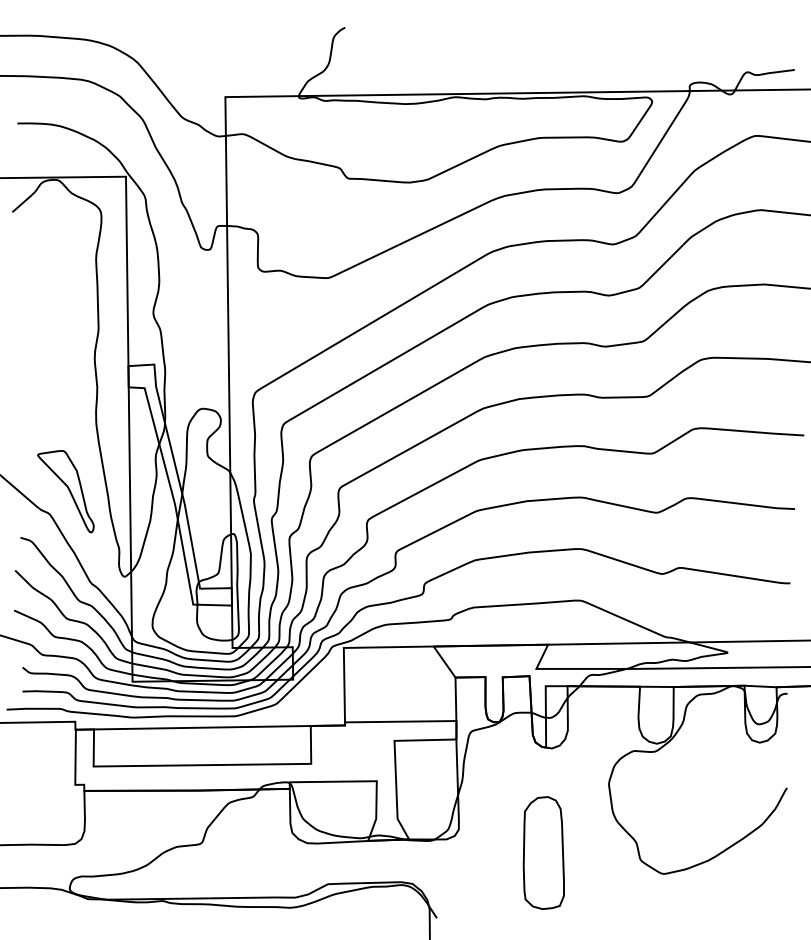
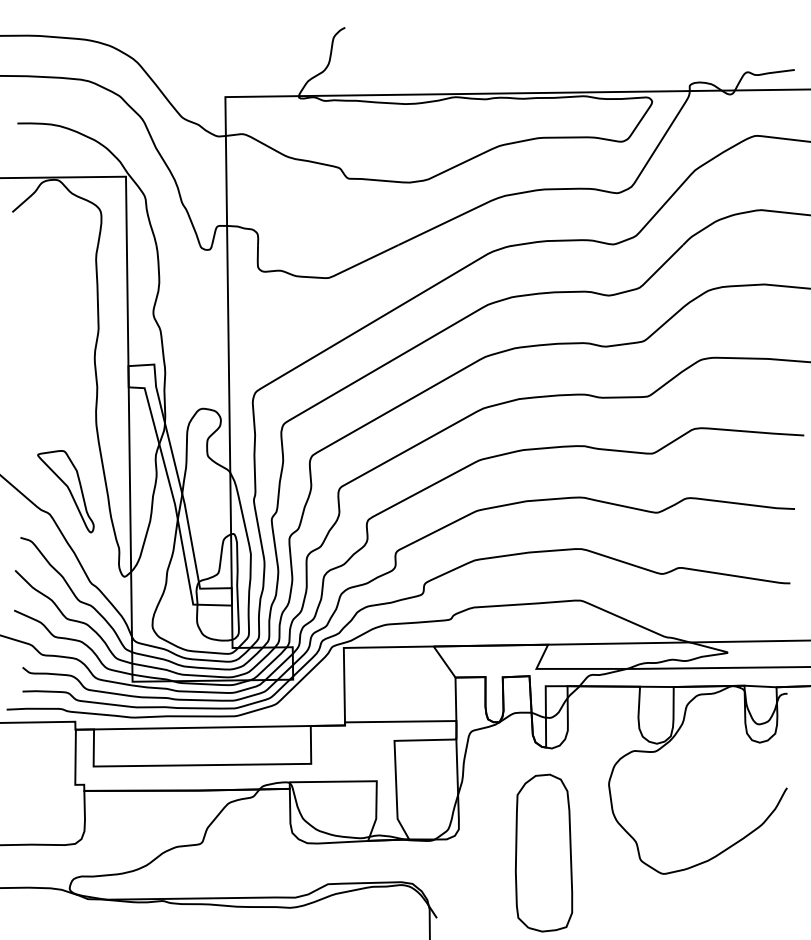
part size: 43x114 px -> 60x160 px (543, 852)
